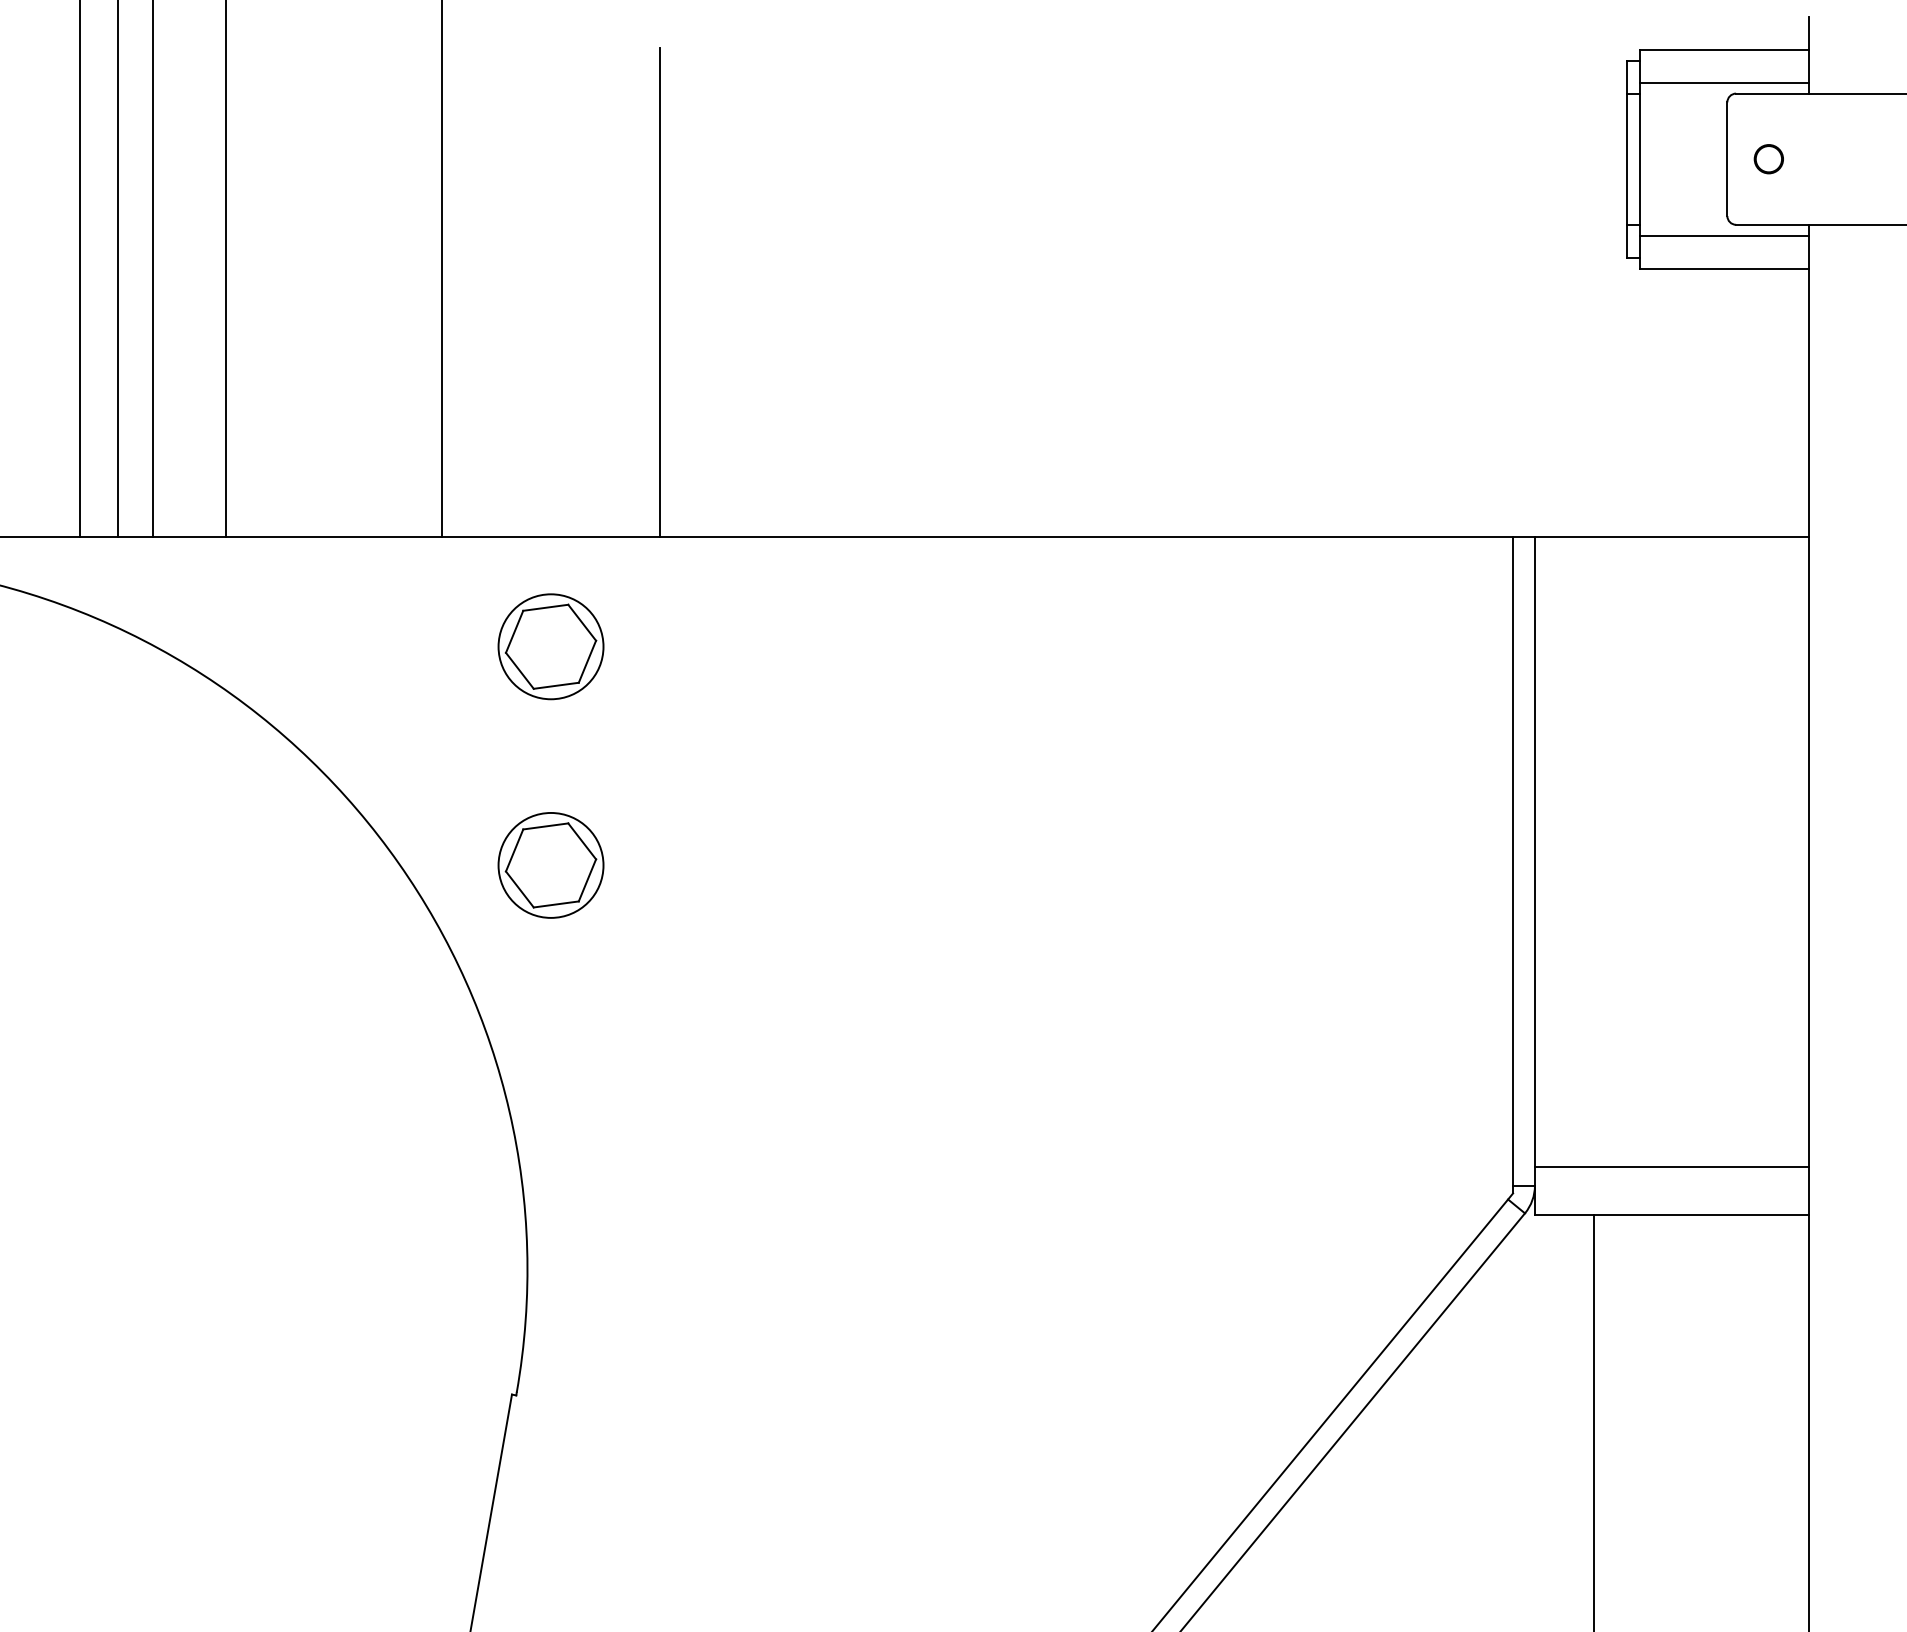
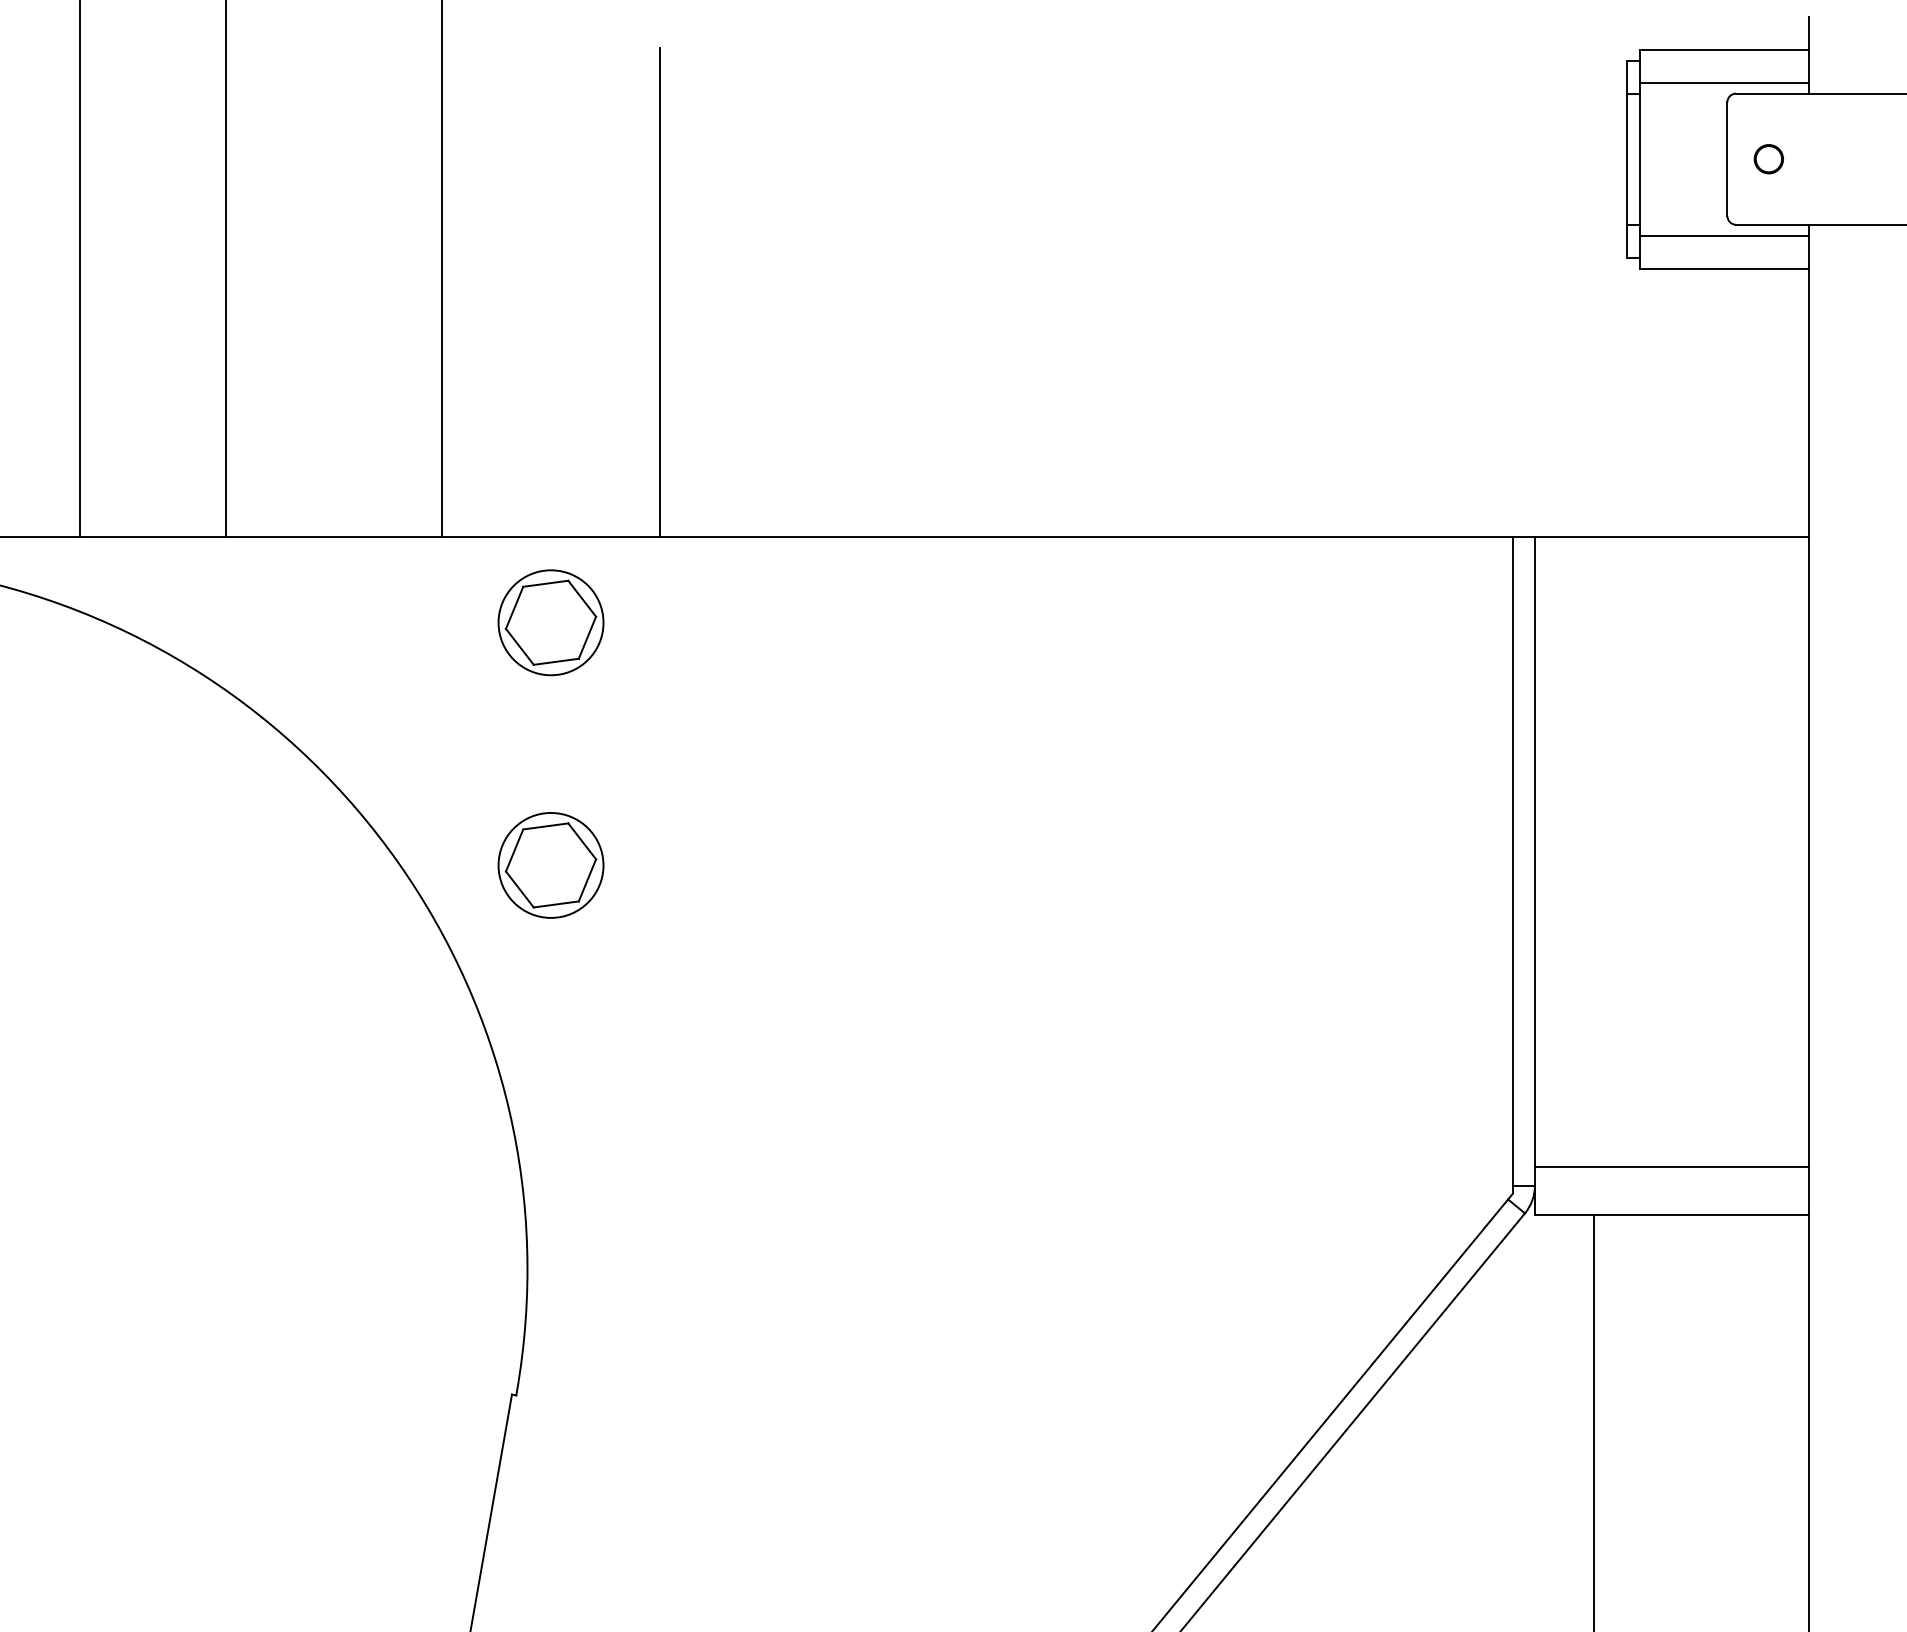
line: present -> none (118, 269)
line: present -> none (153, 269)
part position: (550, 646) -> (550, 622) (550, 622)
